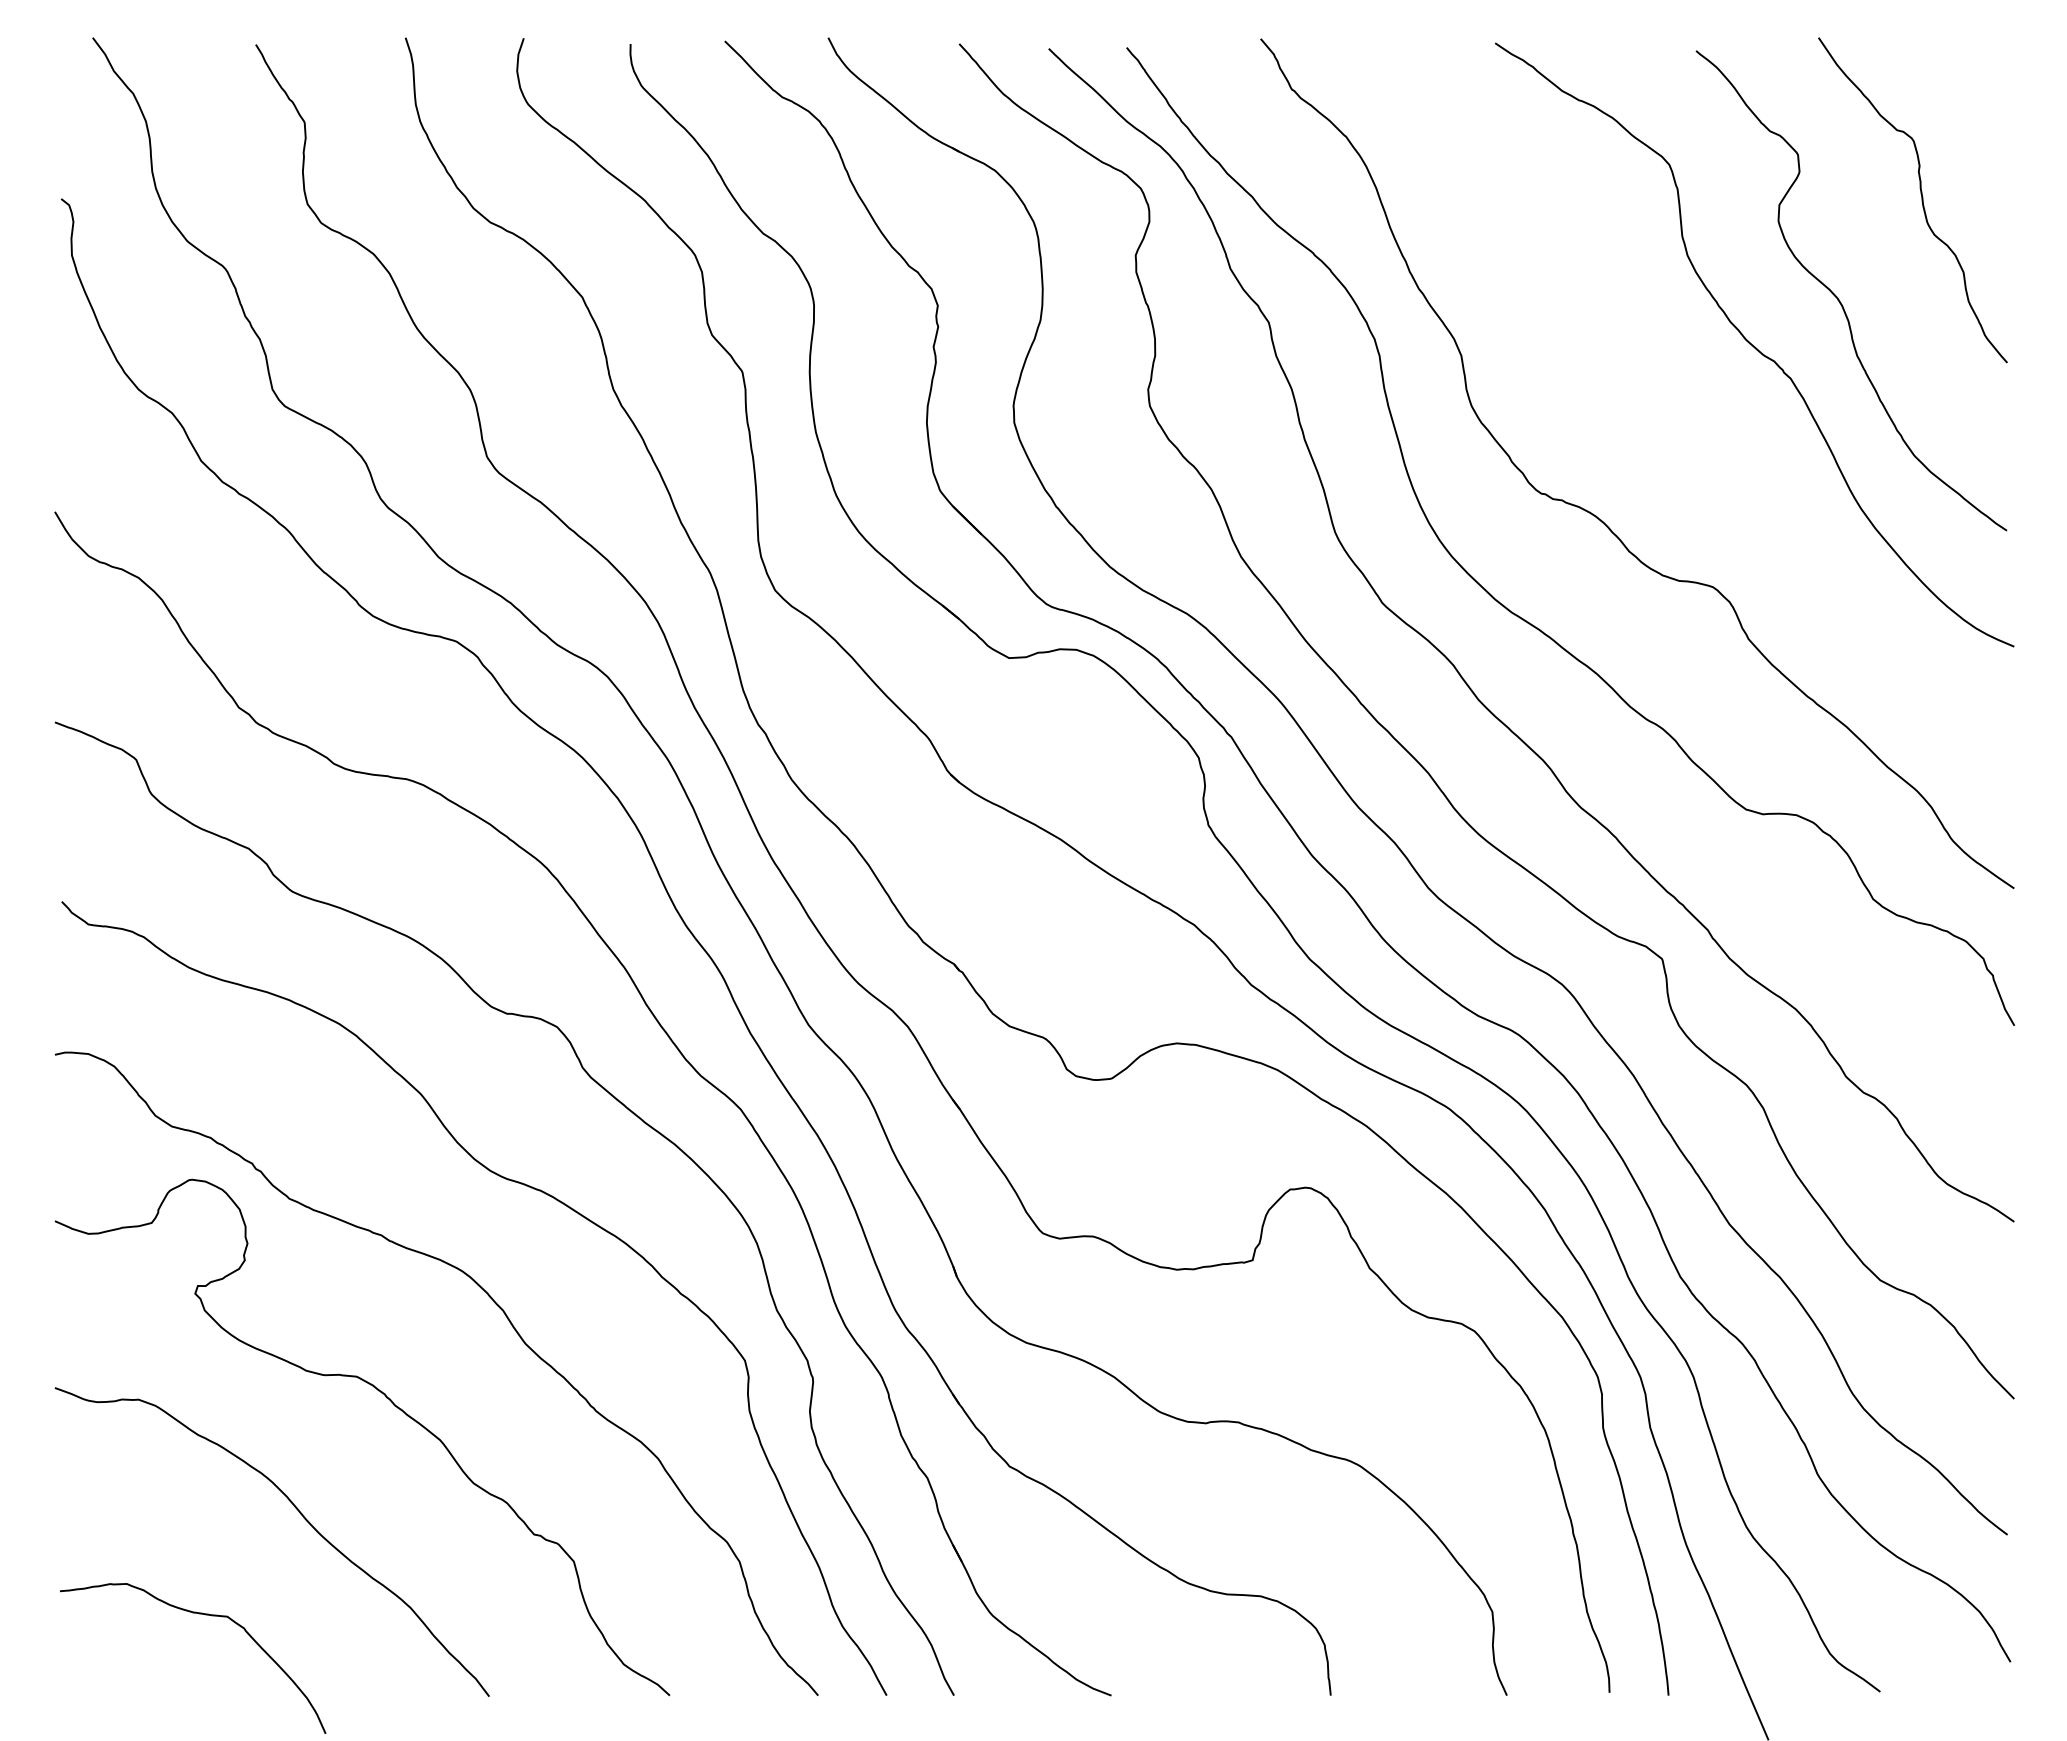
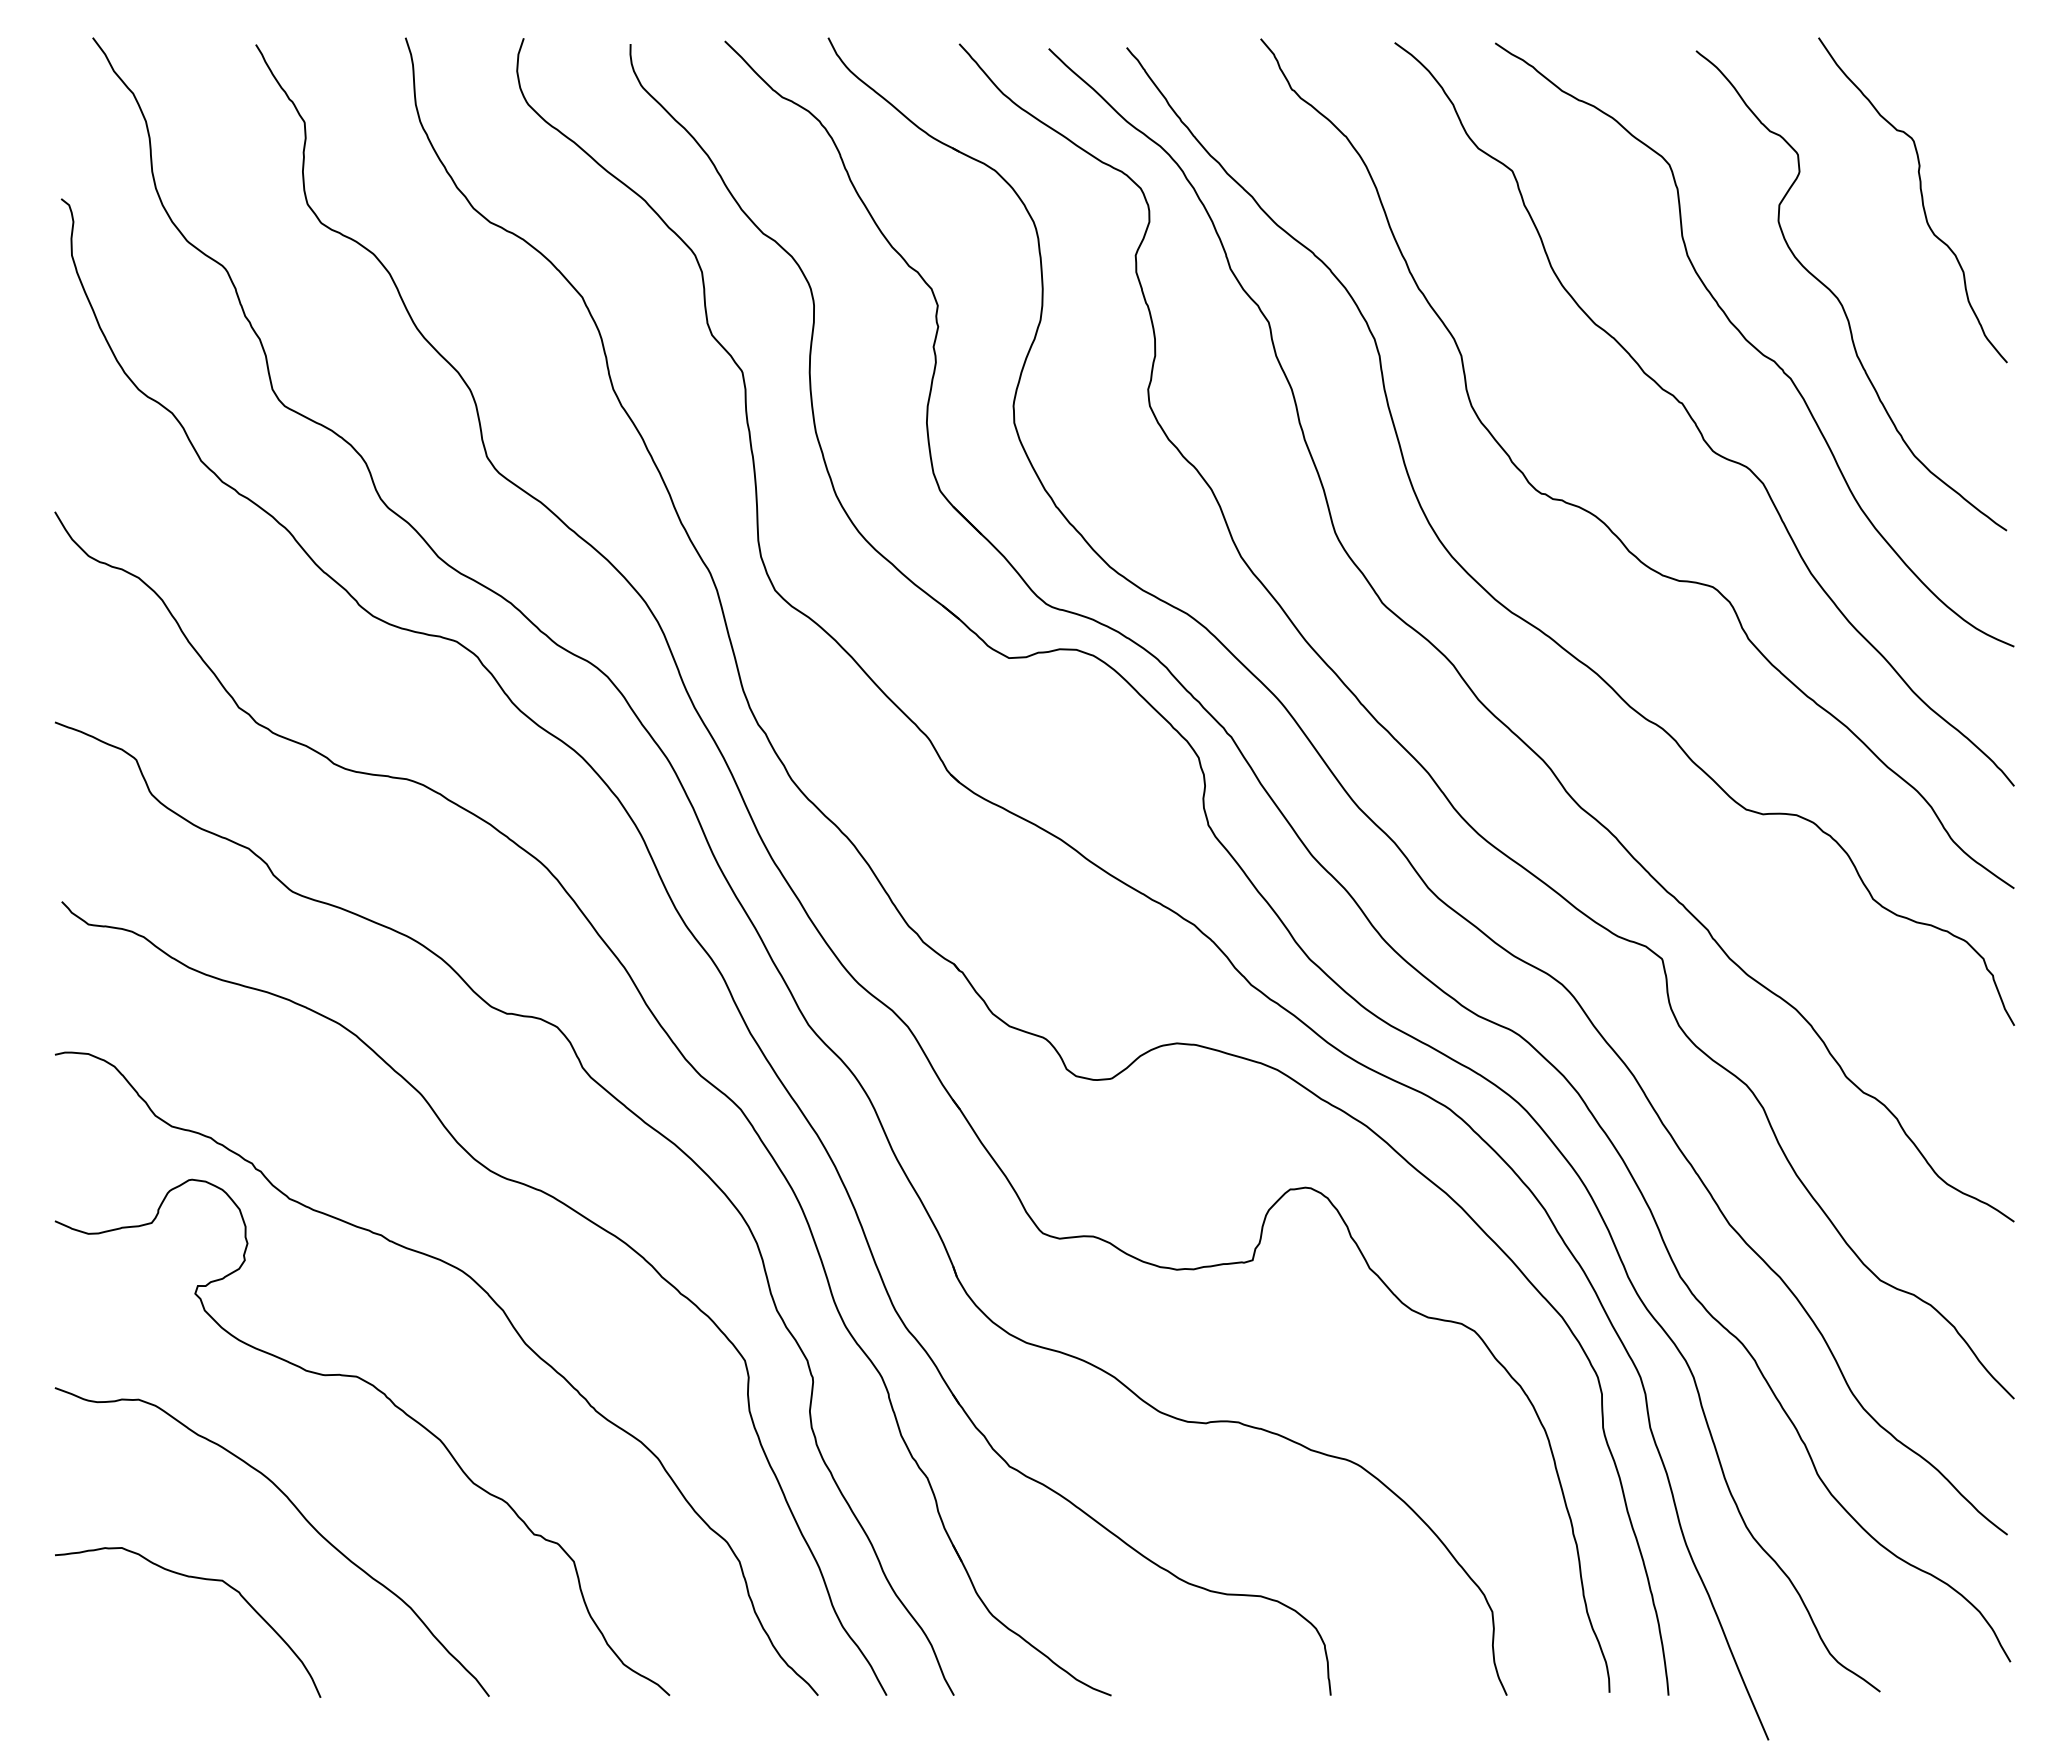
curve: none -> present (1695, 421)
curve position: (199, 1614) -> (194, 1578) (194, 1578)
